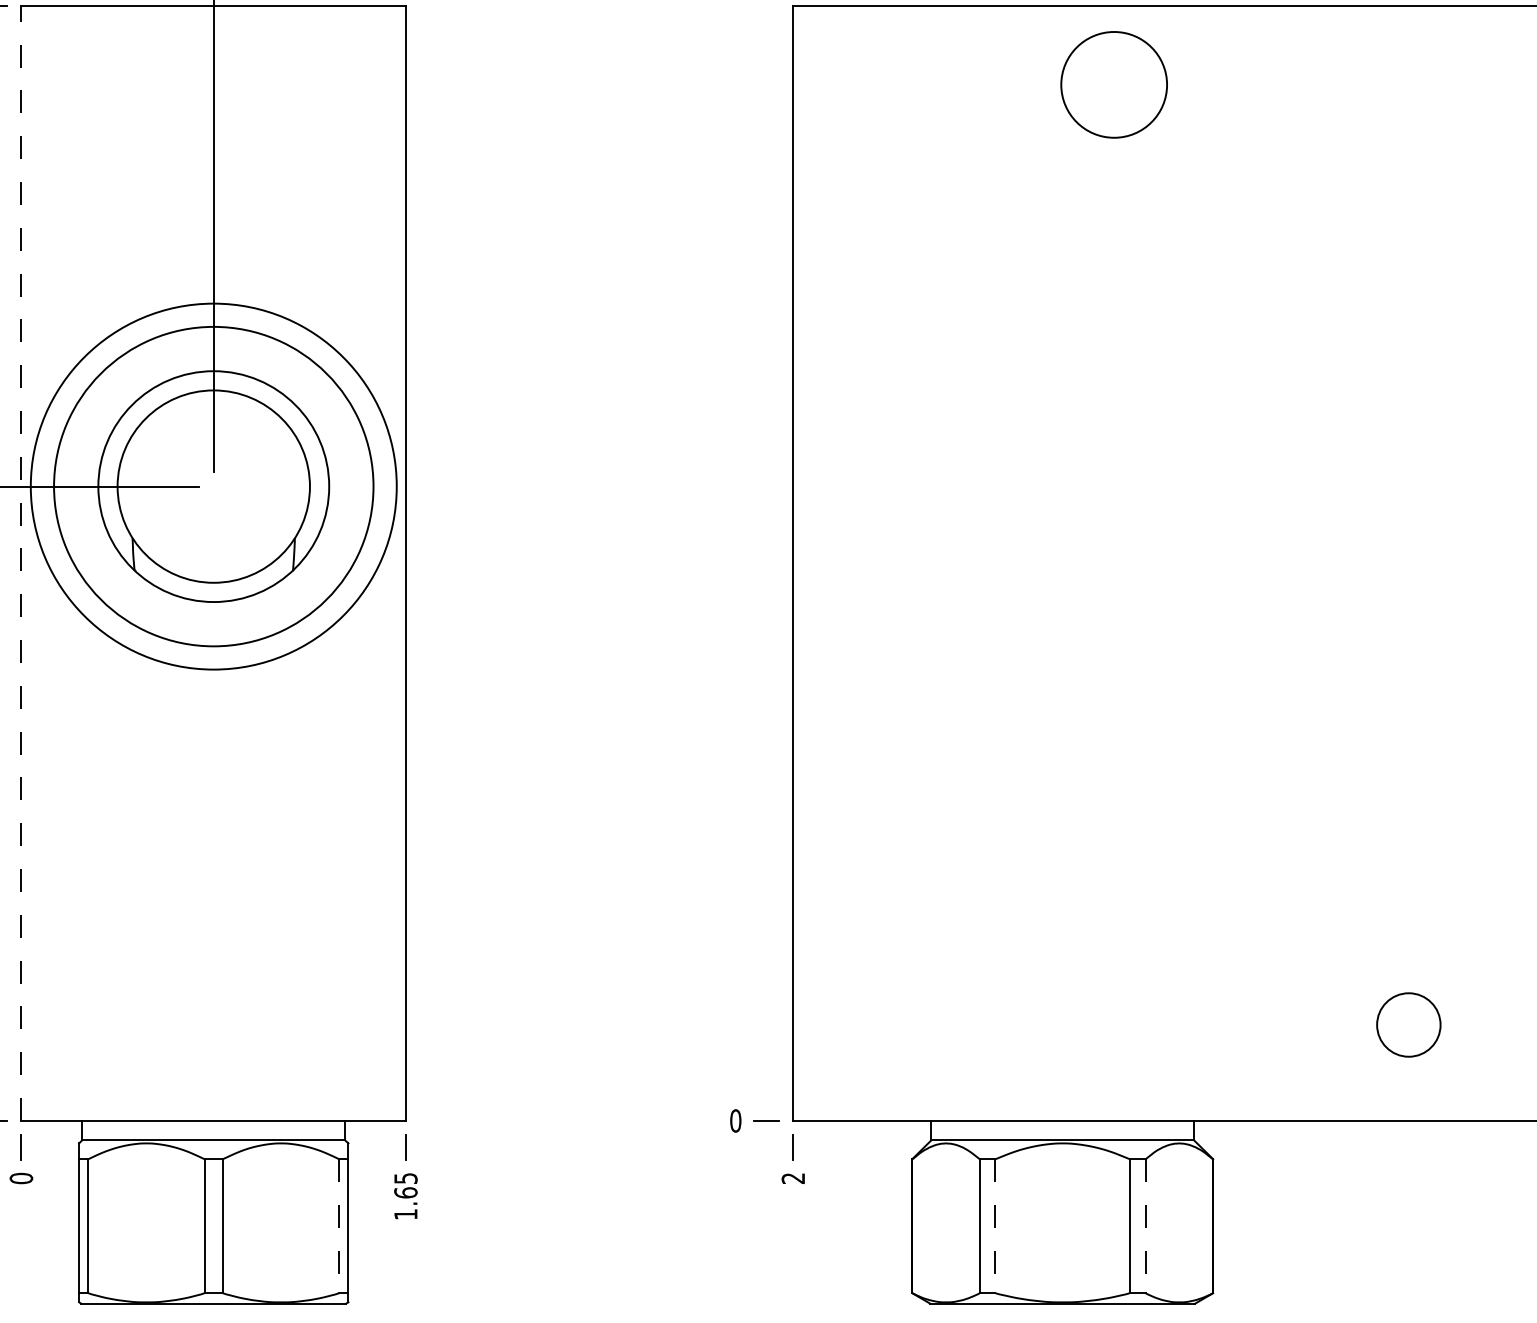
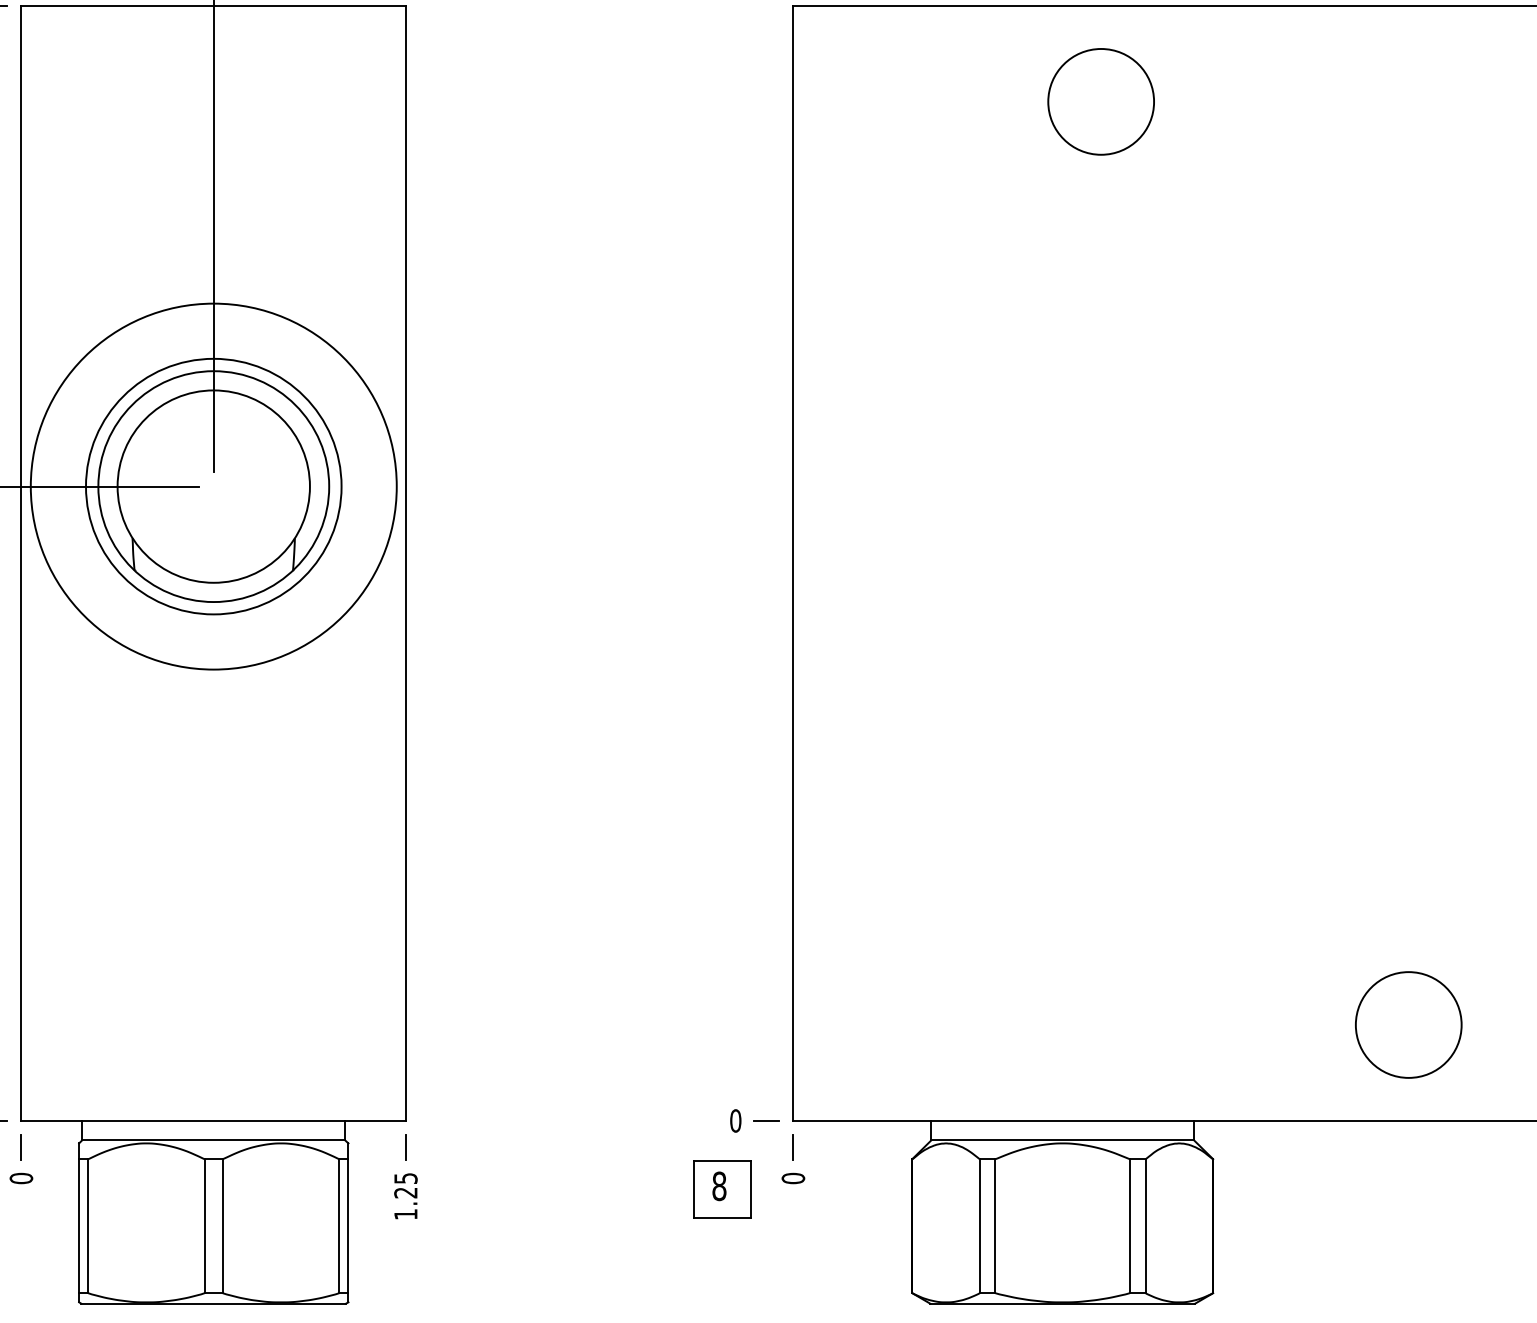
circle position: (1113, 84) -> (1100, 101) (1100, 101)
circle diameter: 319 px -> 256 px (213, 486)
line: dashed -> solid (21, 563)
circle size: 66x66 px -> 108x108 px (1408, 1024)
text: 2 -> 0 (793, 1178)
part: none -> present (722, 1189)
text: 1.65 -> 1.25 (405, 1192)
line: dashed -> solid (339, 1226)
line: dashed -> solid (995, 1226)
line: dashed -> solid (1145, 1226)
